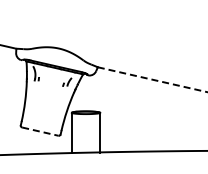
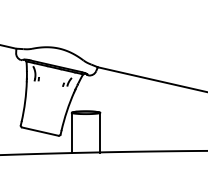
line: dashed -> solid (153, 79)
line: dashed -> solid (40, 131)
